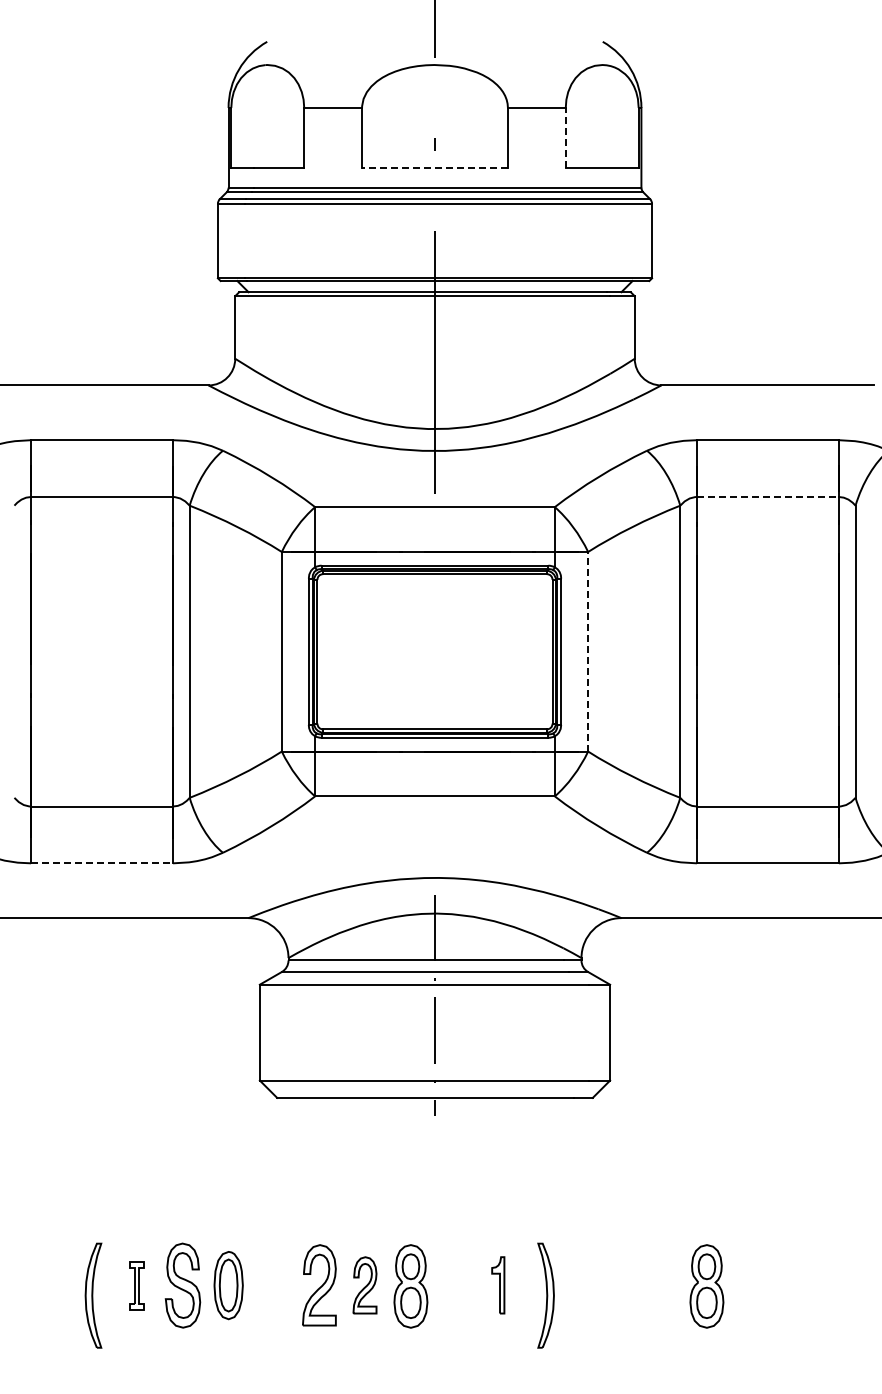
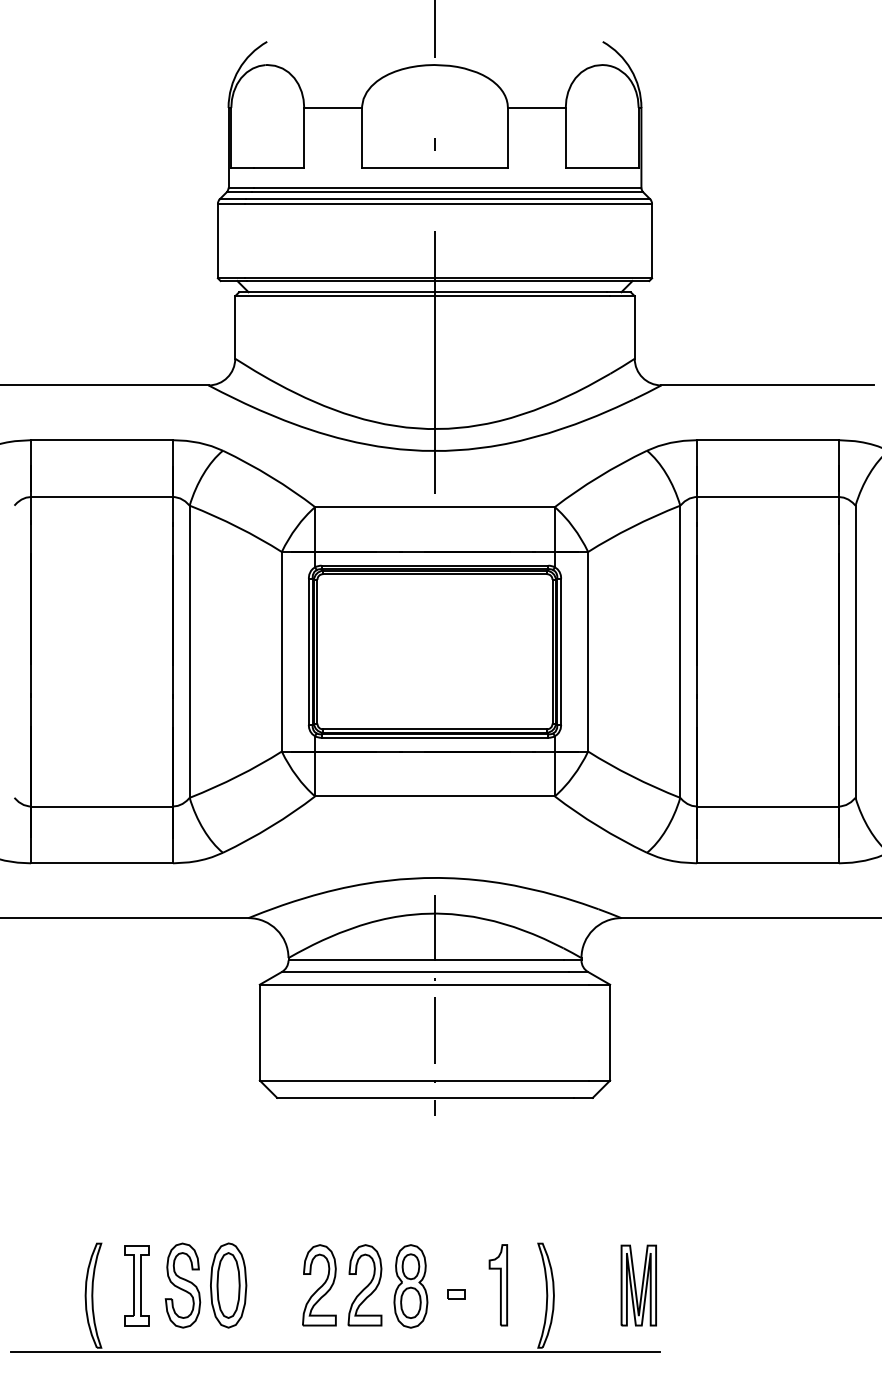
line: dashed -> solid (565, 137)
line: dashed -> solid (435, 167)
line: dashed -> solid (767, 497)
line: dashed -> solid (588, 651)
line: dashed -> solid (102, 863)
part size: 16x50 px -> 26x82 px (136, 1285)
part size: 31x70 px -> 38x87 px (228, 1285)
part size: 26x59 px -> 36x83 px (364, 1285)
part size: 15x59 px -> 20x83 px (497, 1285)
part: none -> present (638, 1285)
part: present -> none (706, 1286)
part: none -> present (456, 1294)
line: none -> present (334, 1352)
